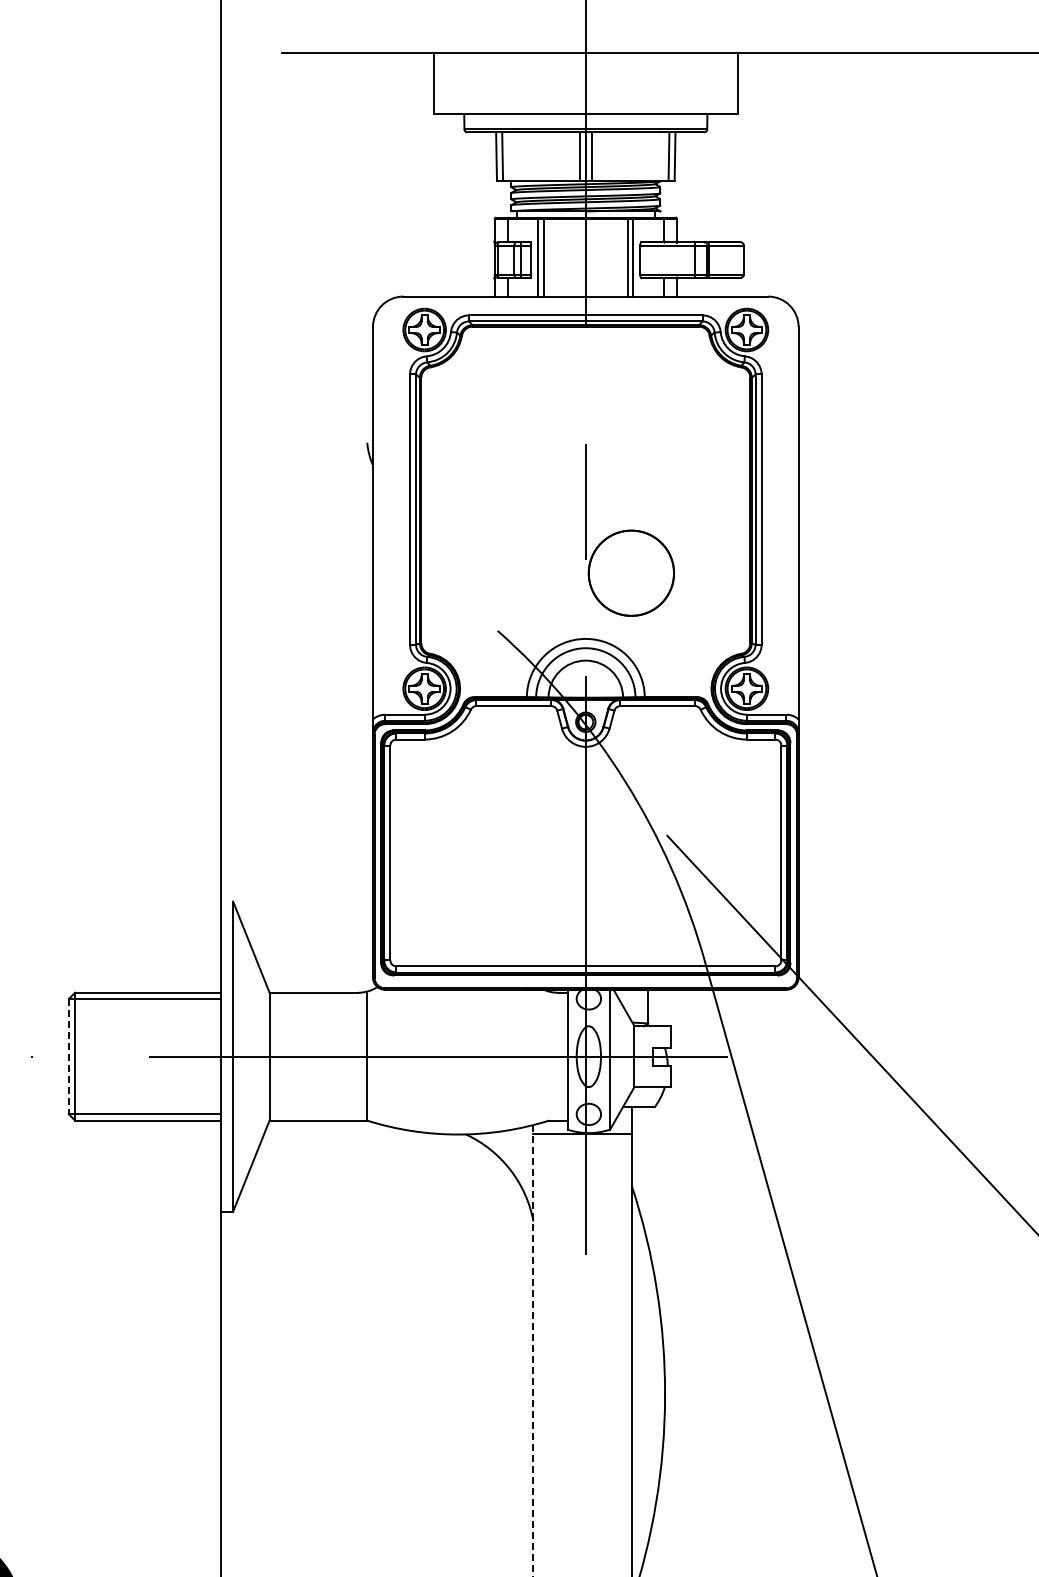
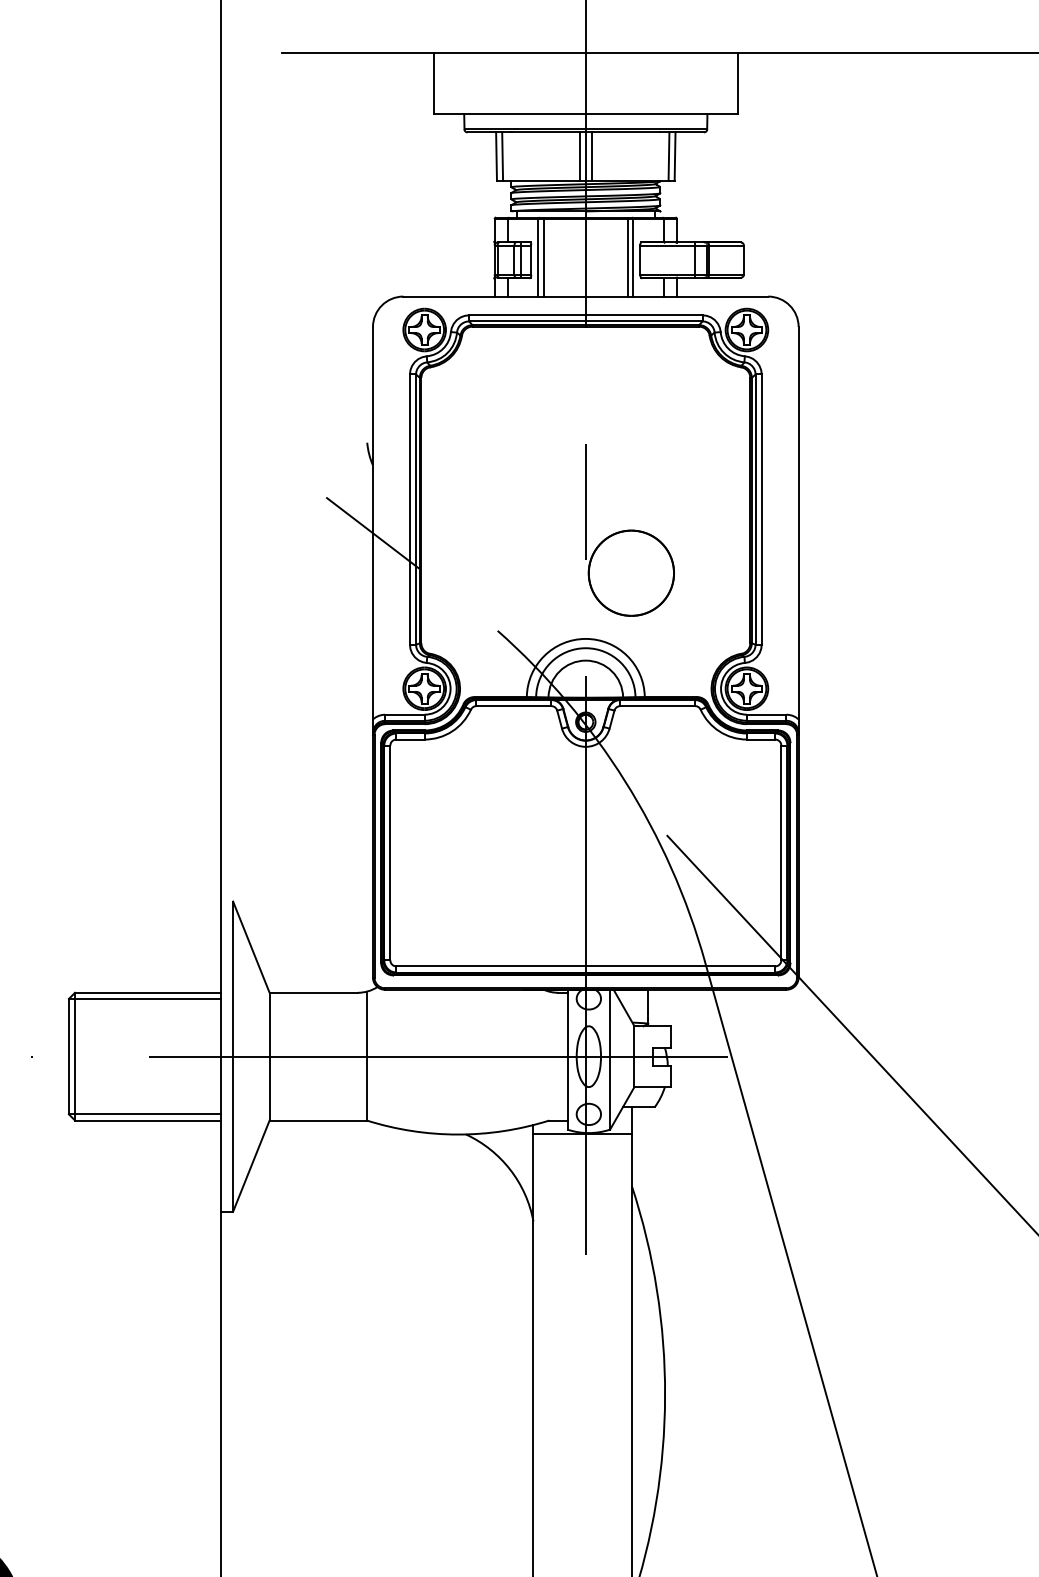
line: none -> present (372, 533)
line: dashed -> solid (68, 1056)
line: dashed -> solid (533, 1350)
